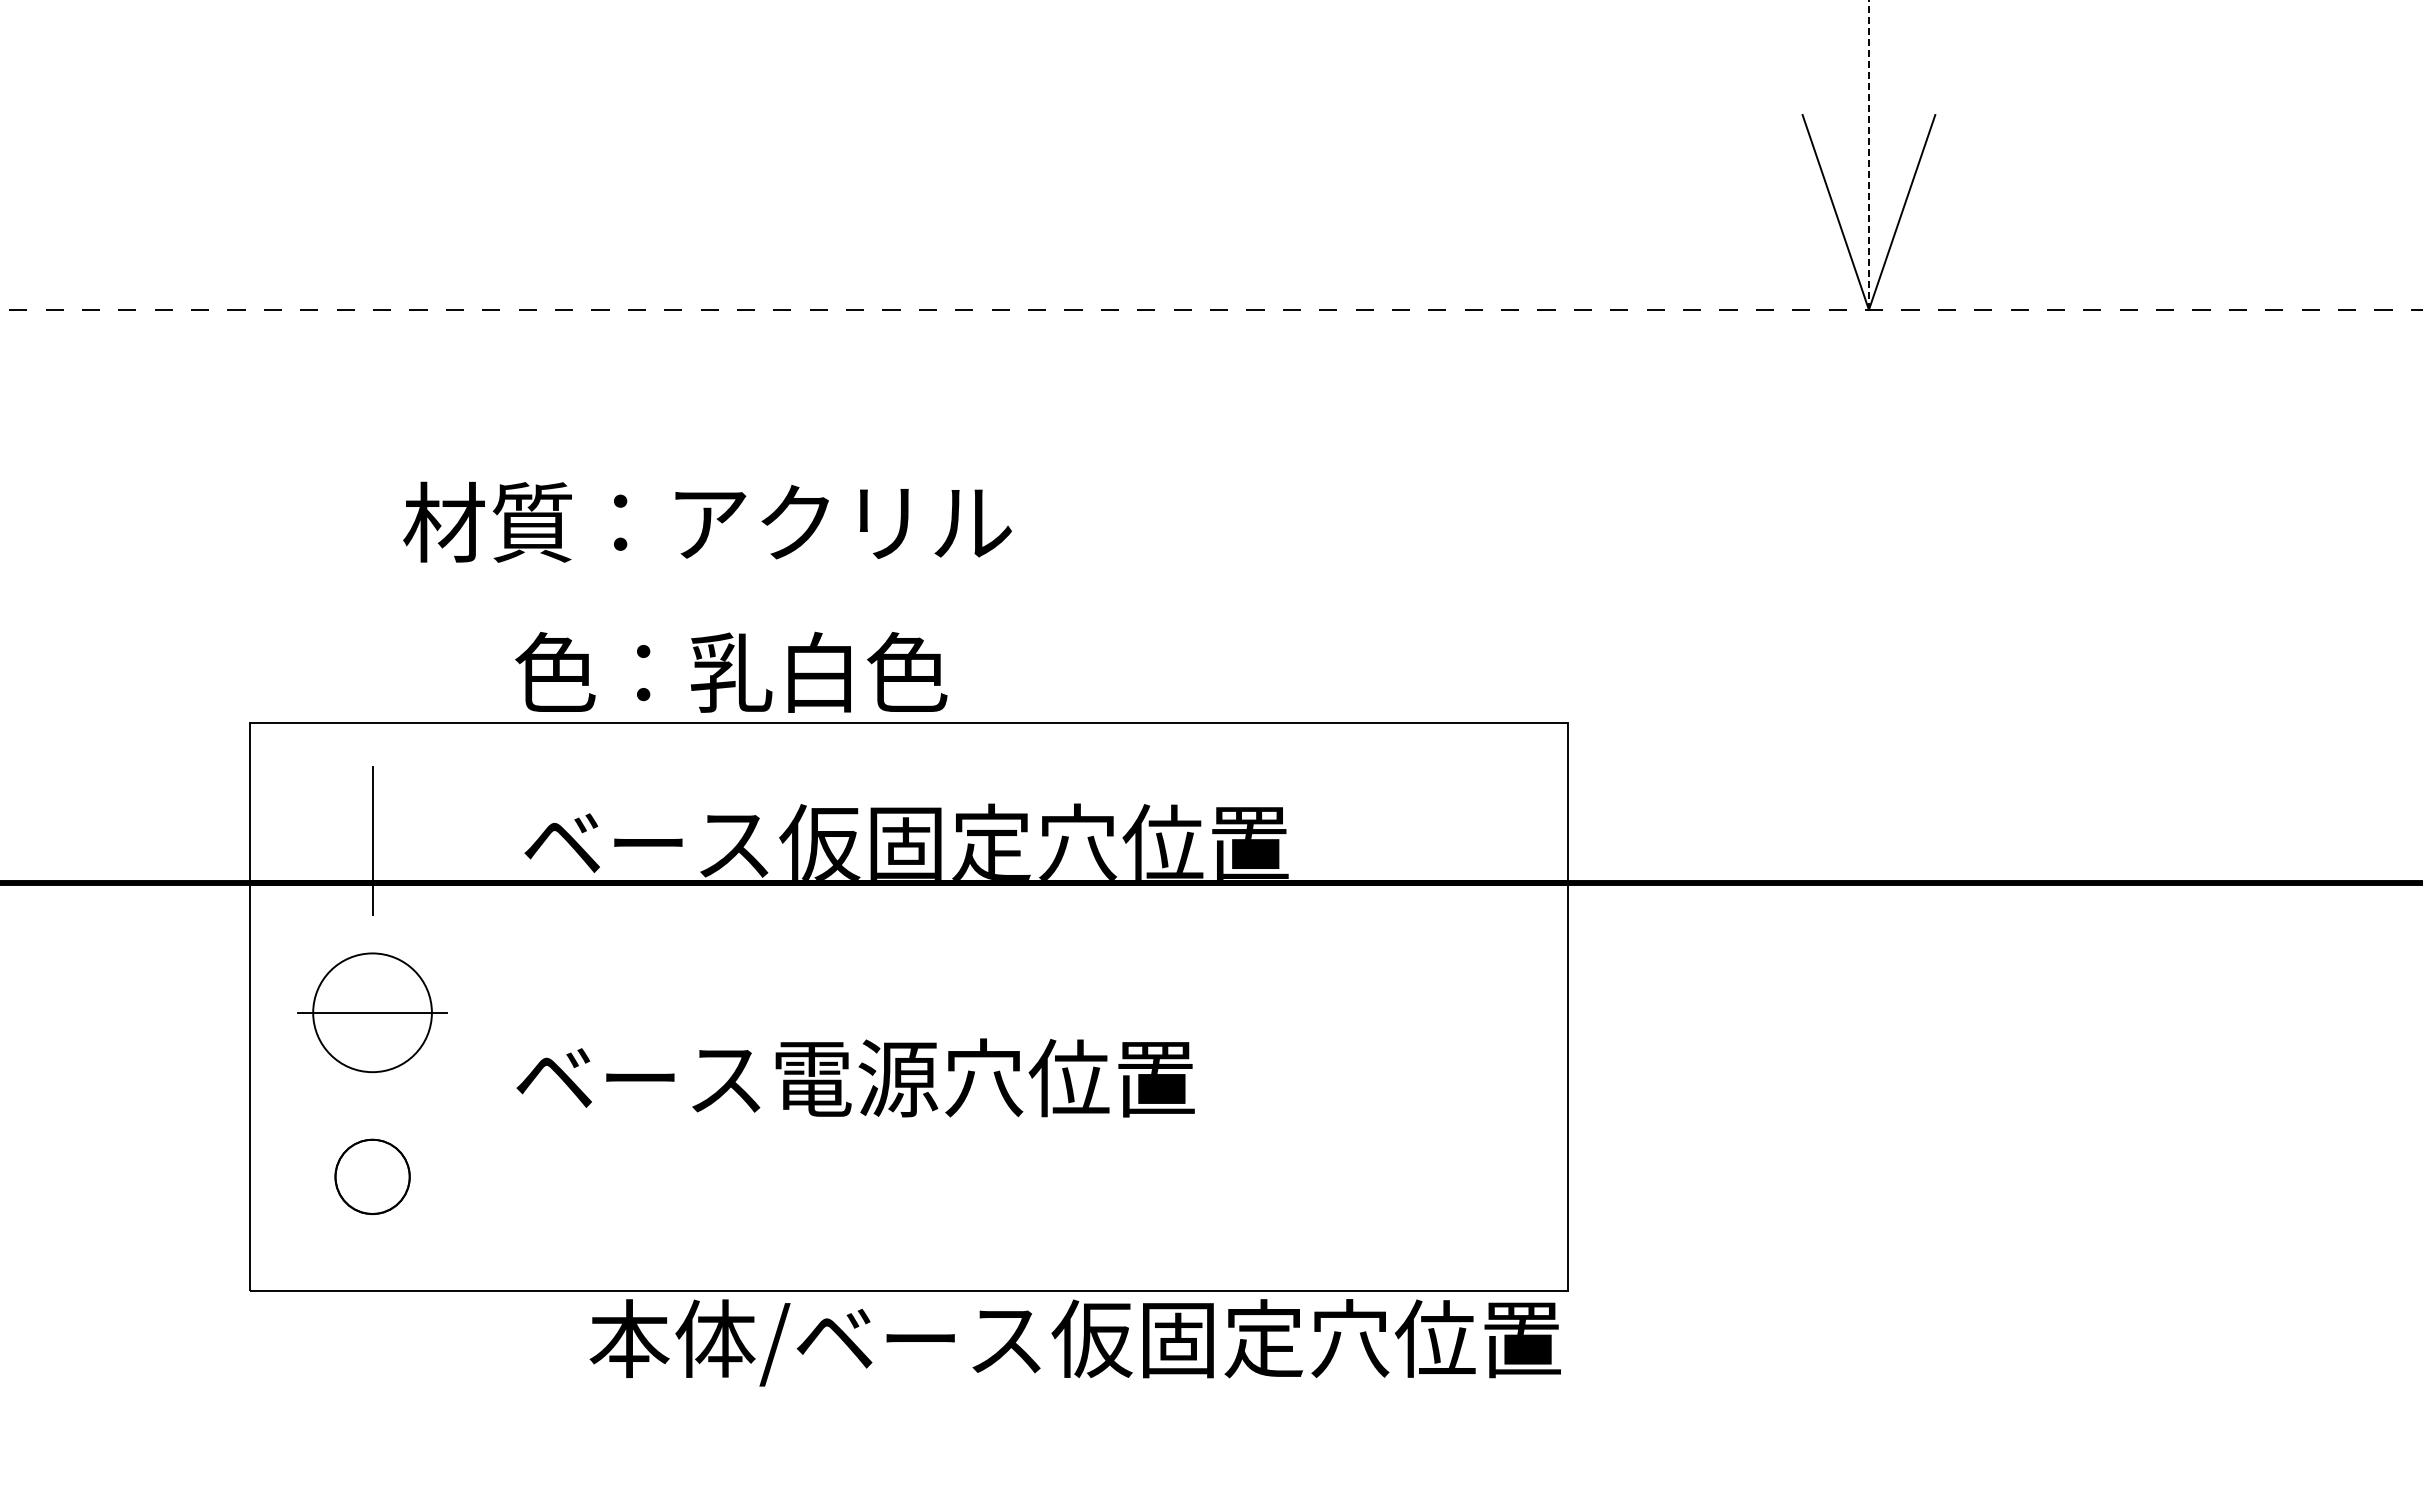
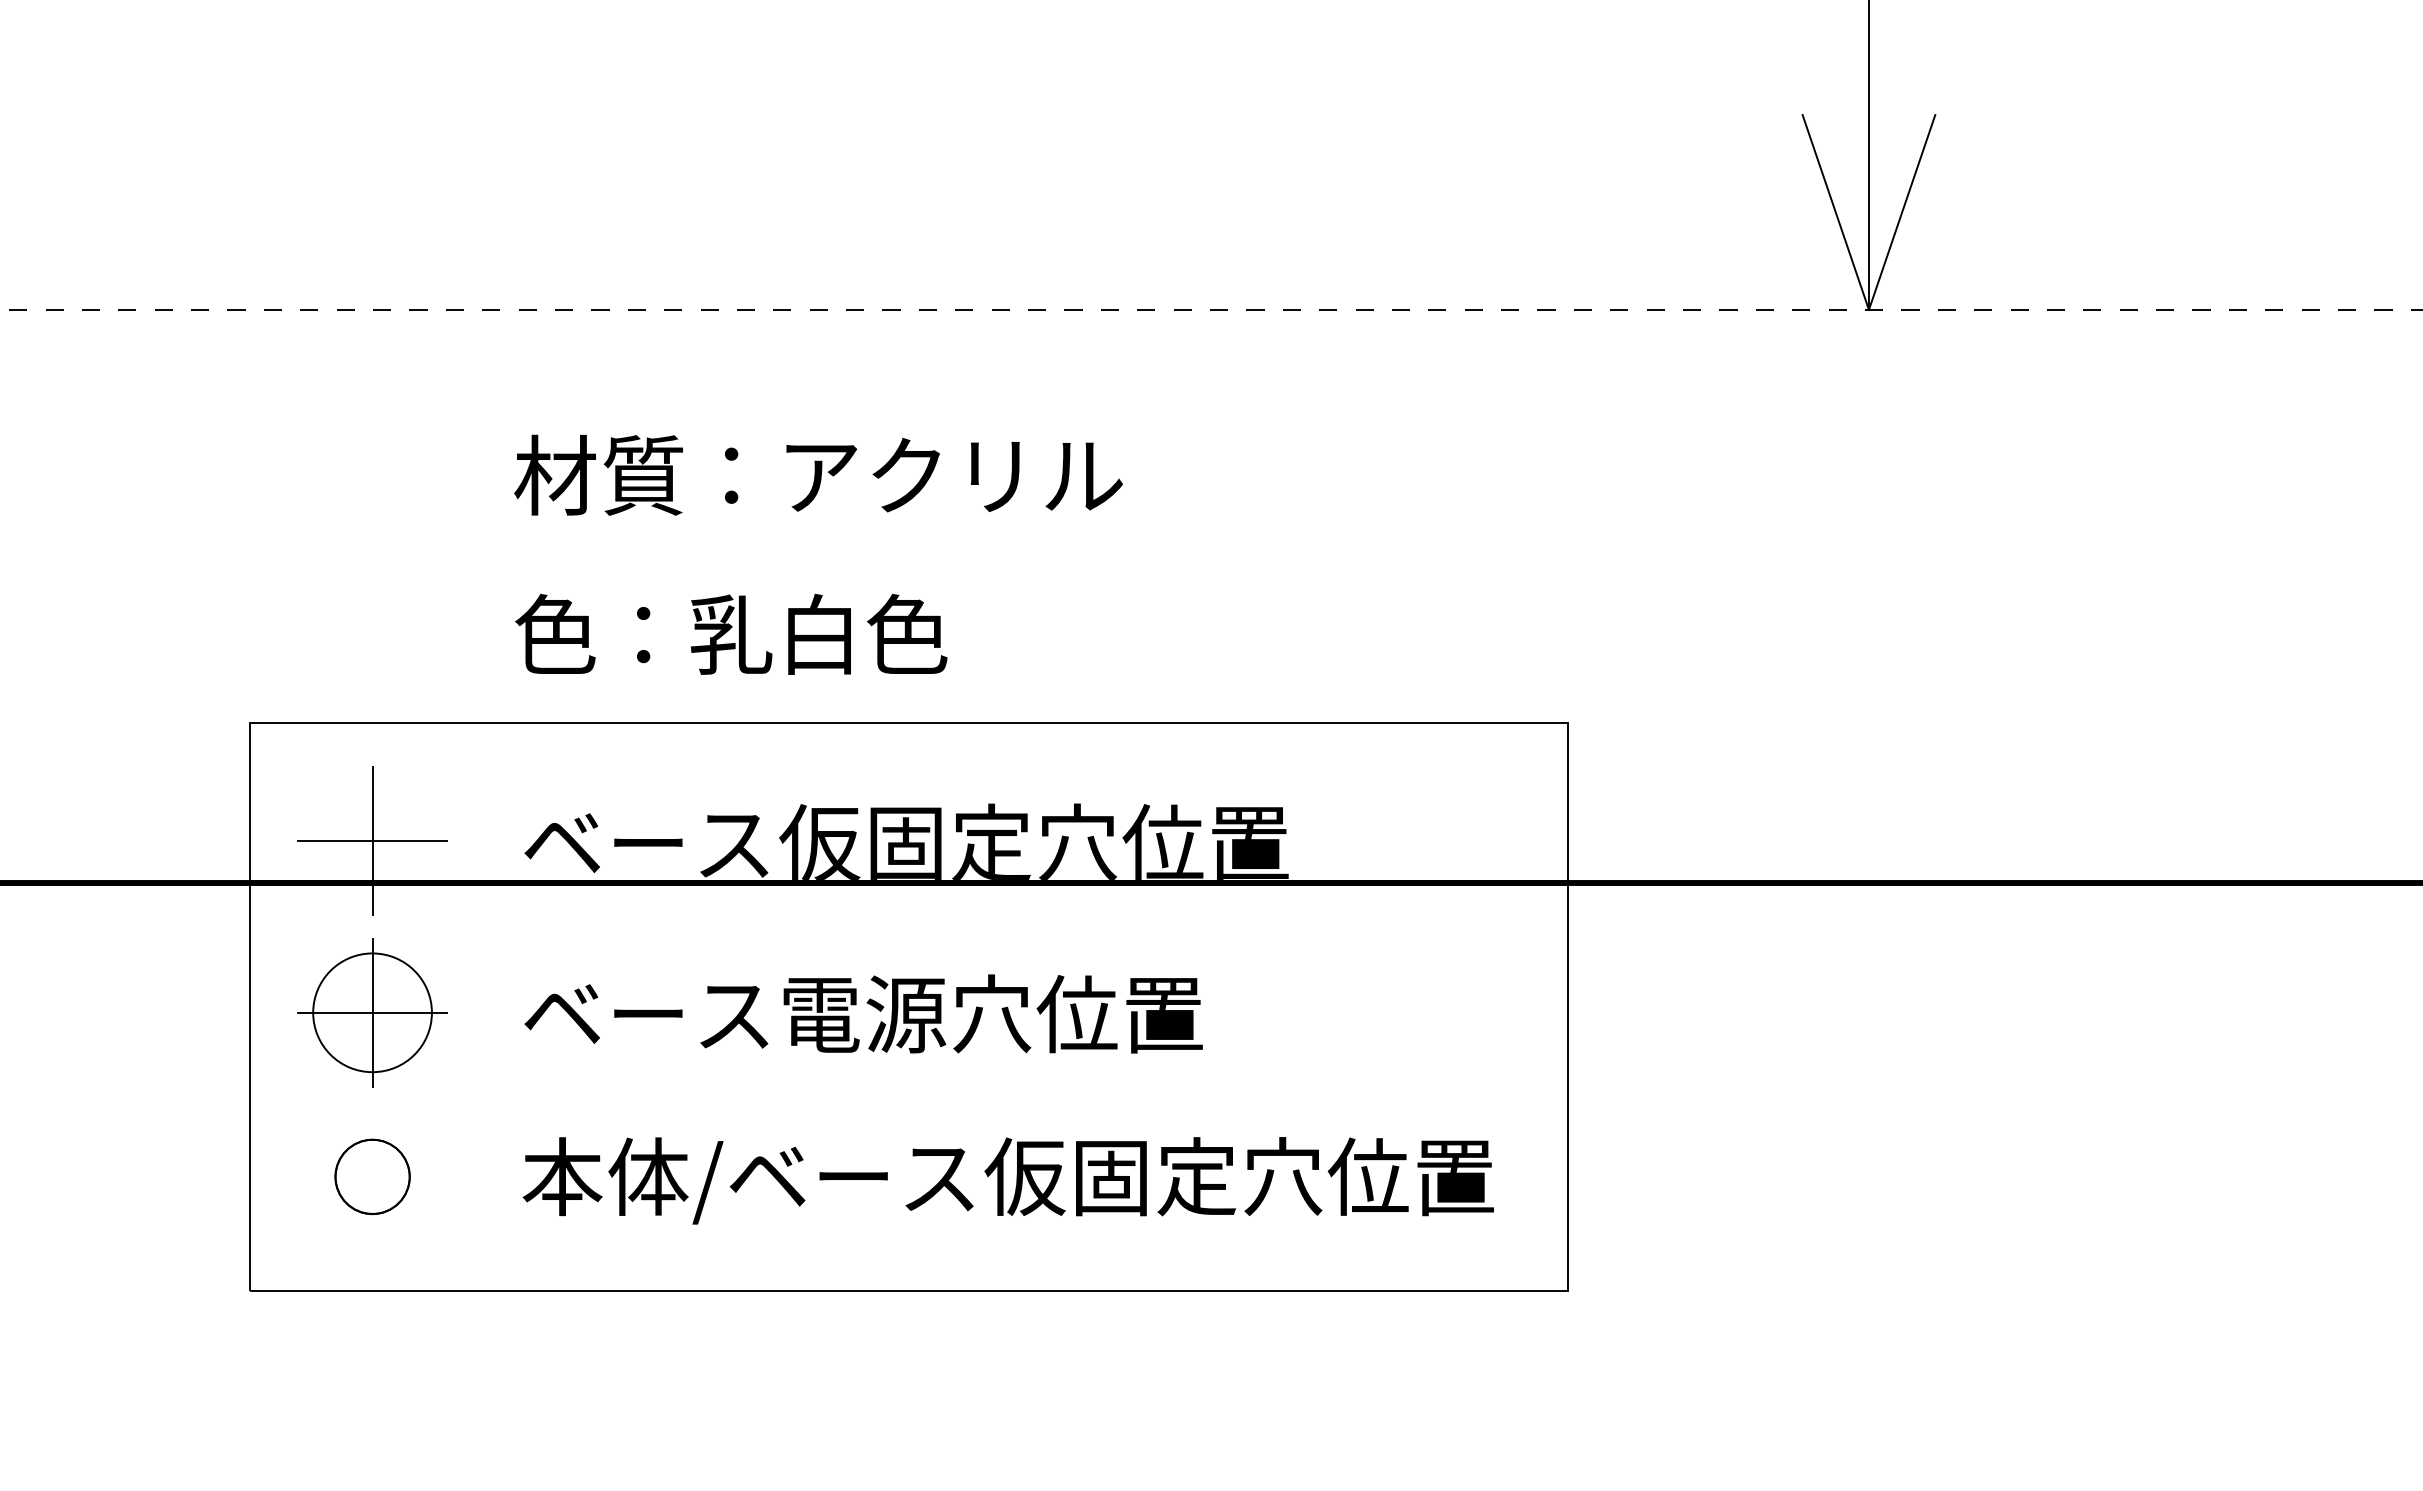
line: dashed -> solid (1868, 154)
text position: (707, 521) -> (818, 474) (818, 474)
text position: (731, 671) -> (731, 633) (731, 633)
line: none -> present (372, 840)
line: none -> present (372, 1012)
text position: (855, 1077) -> (863, 1013) (863, 1013)
text position: (1074, 1342) -> (1007, 1180) (1007, 1180)
